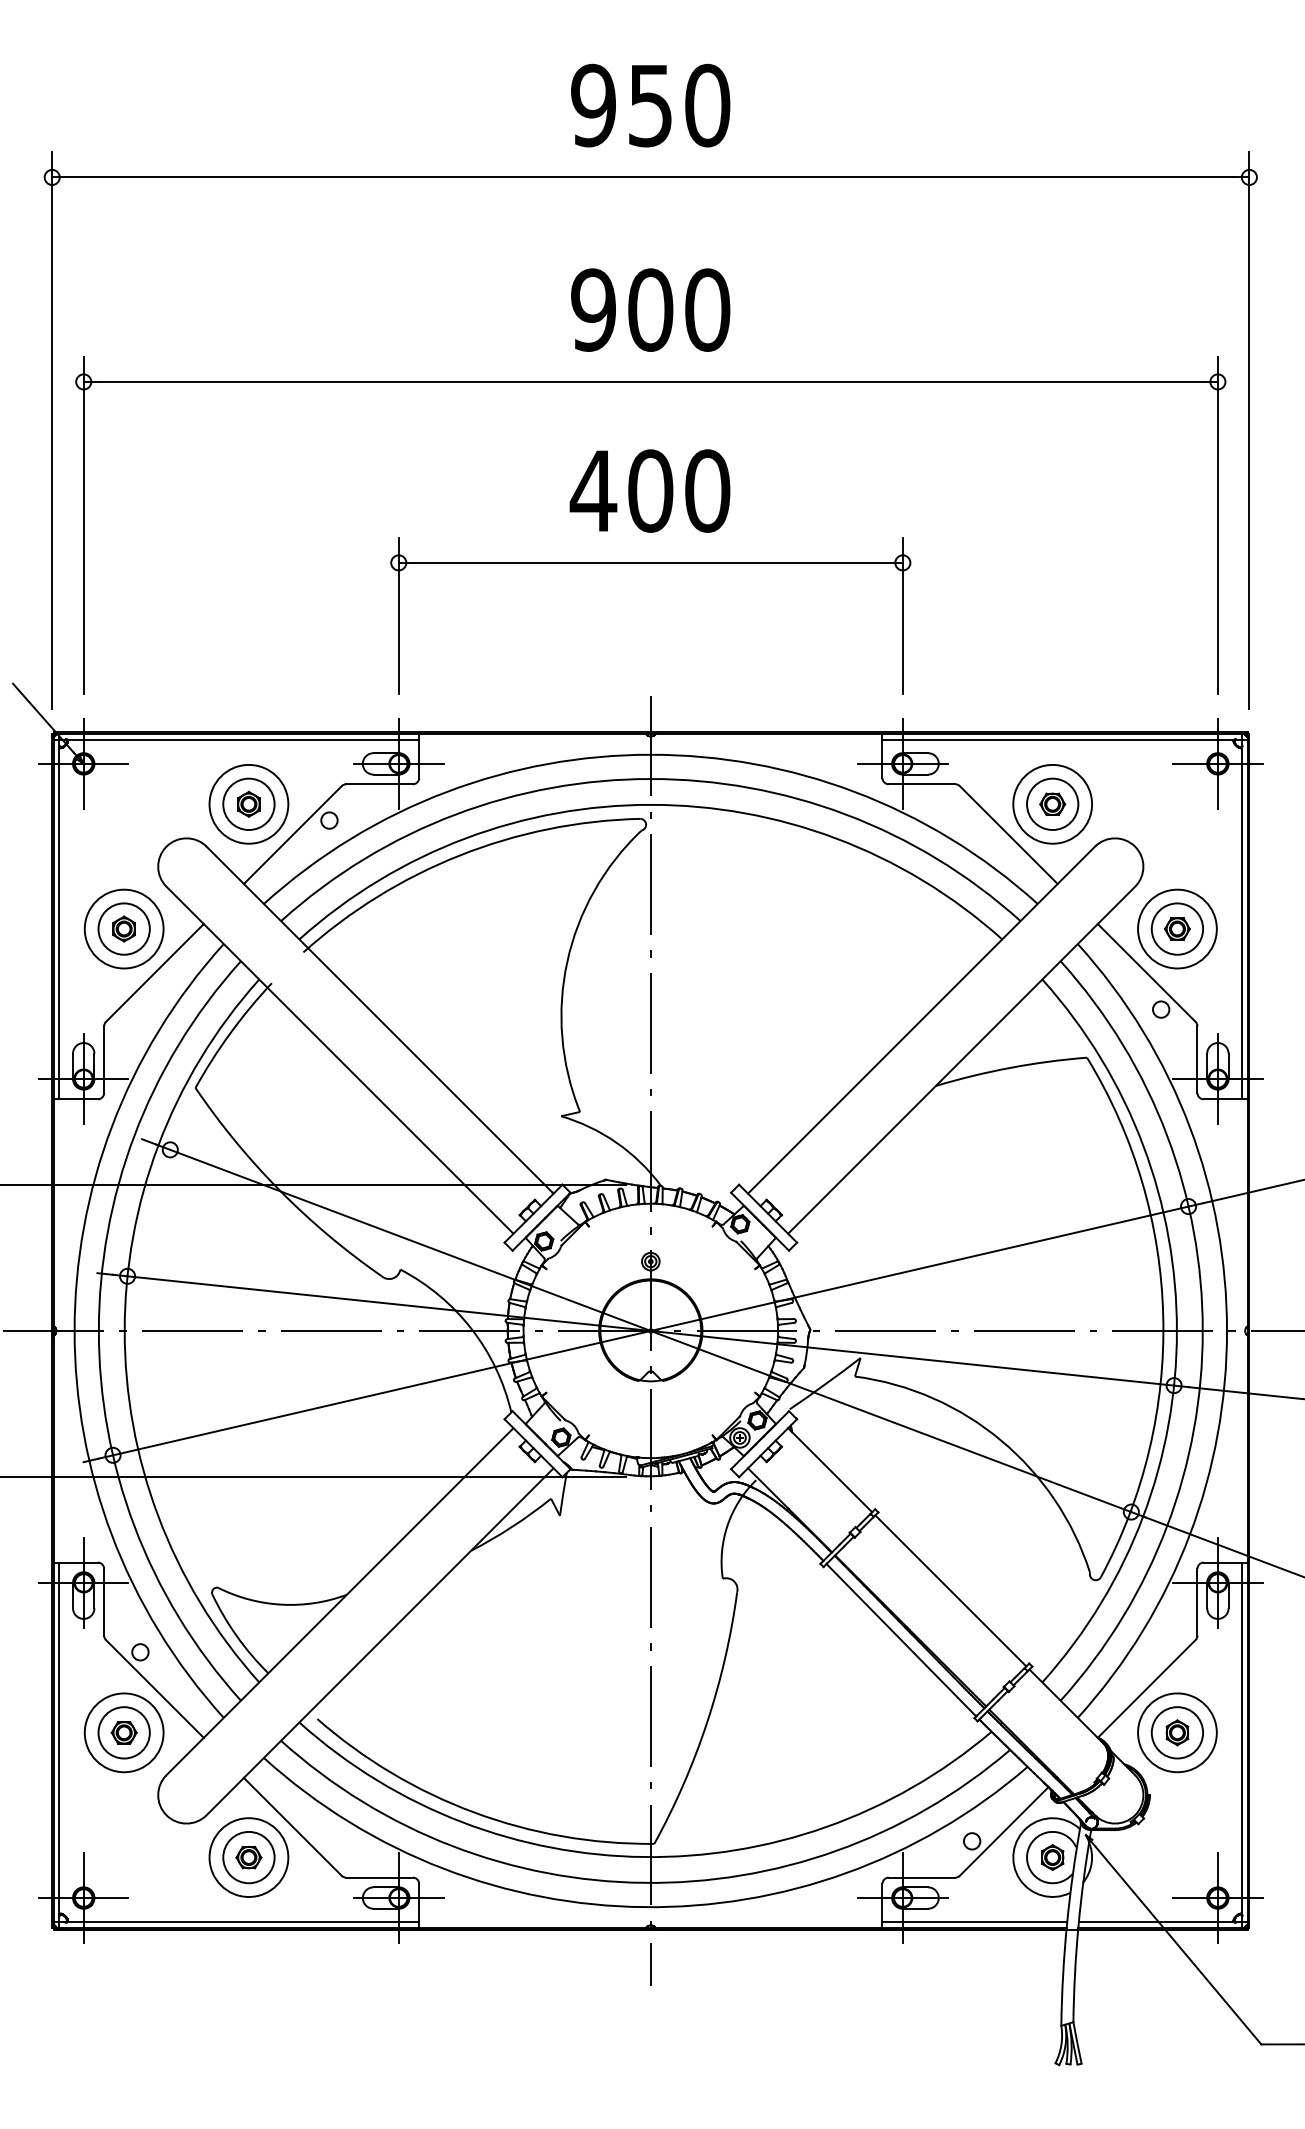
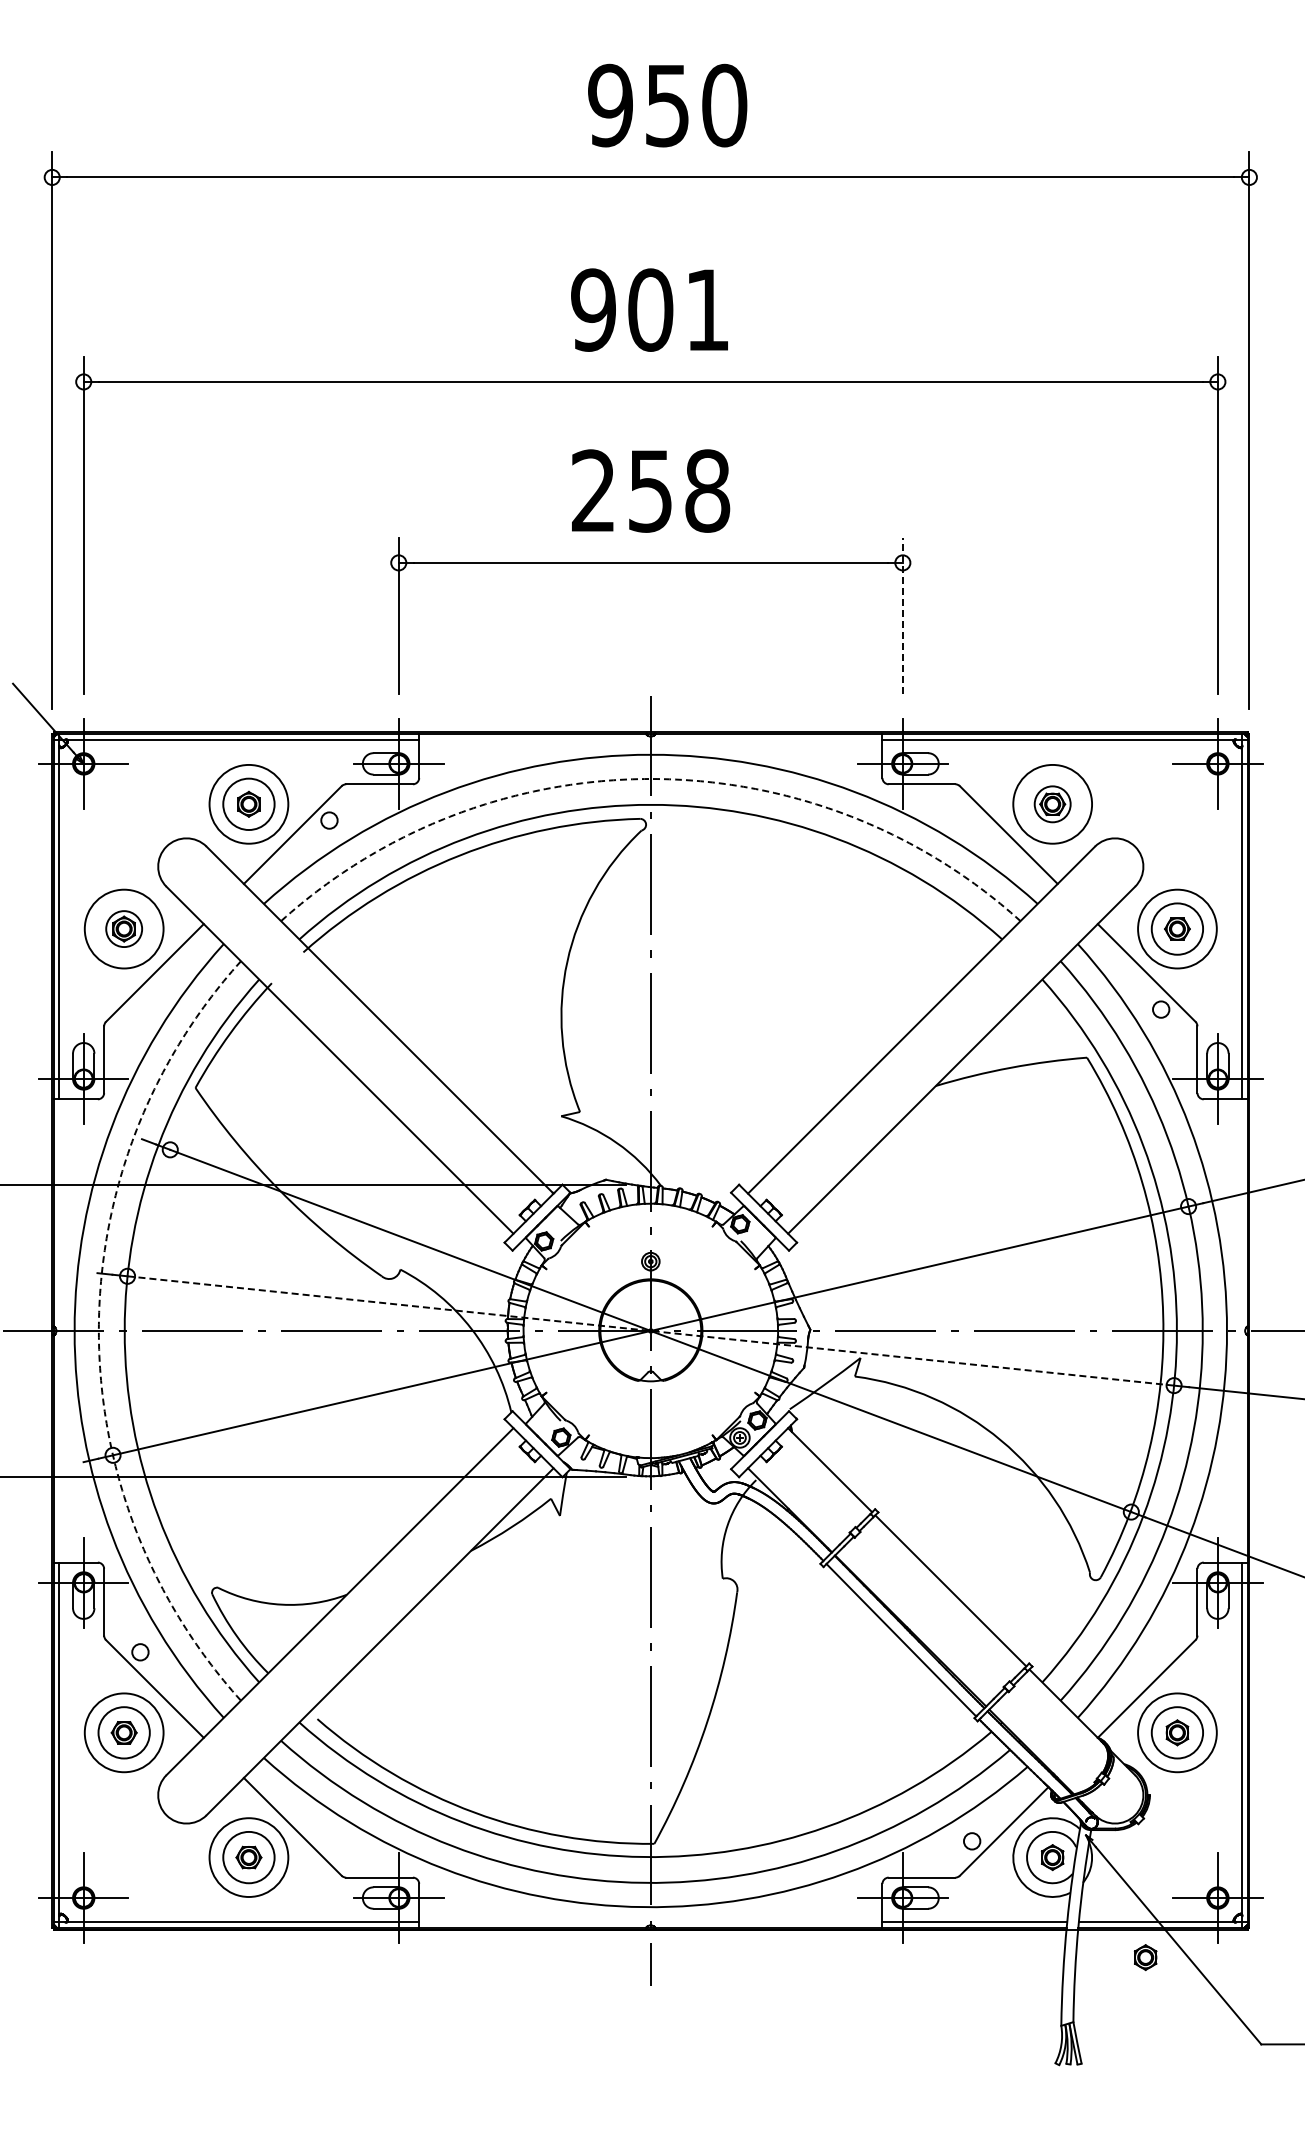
text position: (650, 105) -> (667, 105) (667, 105)
text: 900 -> 901 (707, 309)
text: 400 -> 258 (649, 490)
line: solid -> dashed (902, 615)
arc: solid -> dashed (650, 779)
circle diameter: 51 px -> 36 px (1052, 804)
circle diameter: 51 px -> 36 px (124, 929)
arc: solid -> dashed (98, 1330)
line: solid -> dashed (651, 1331)
part: none -> present (1145, 1957)
